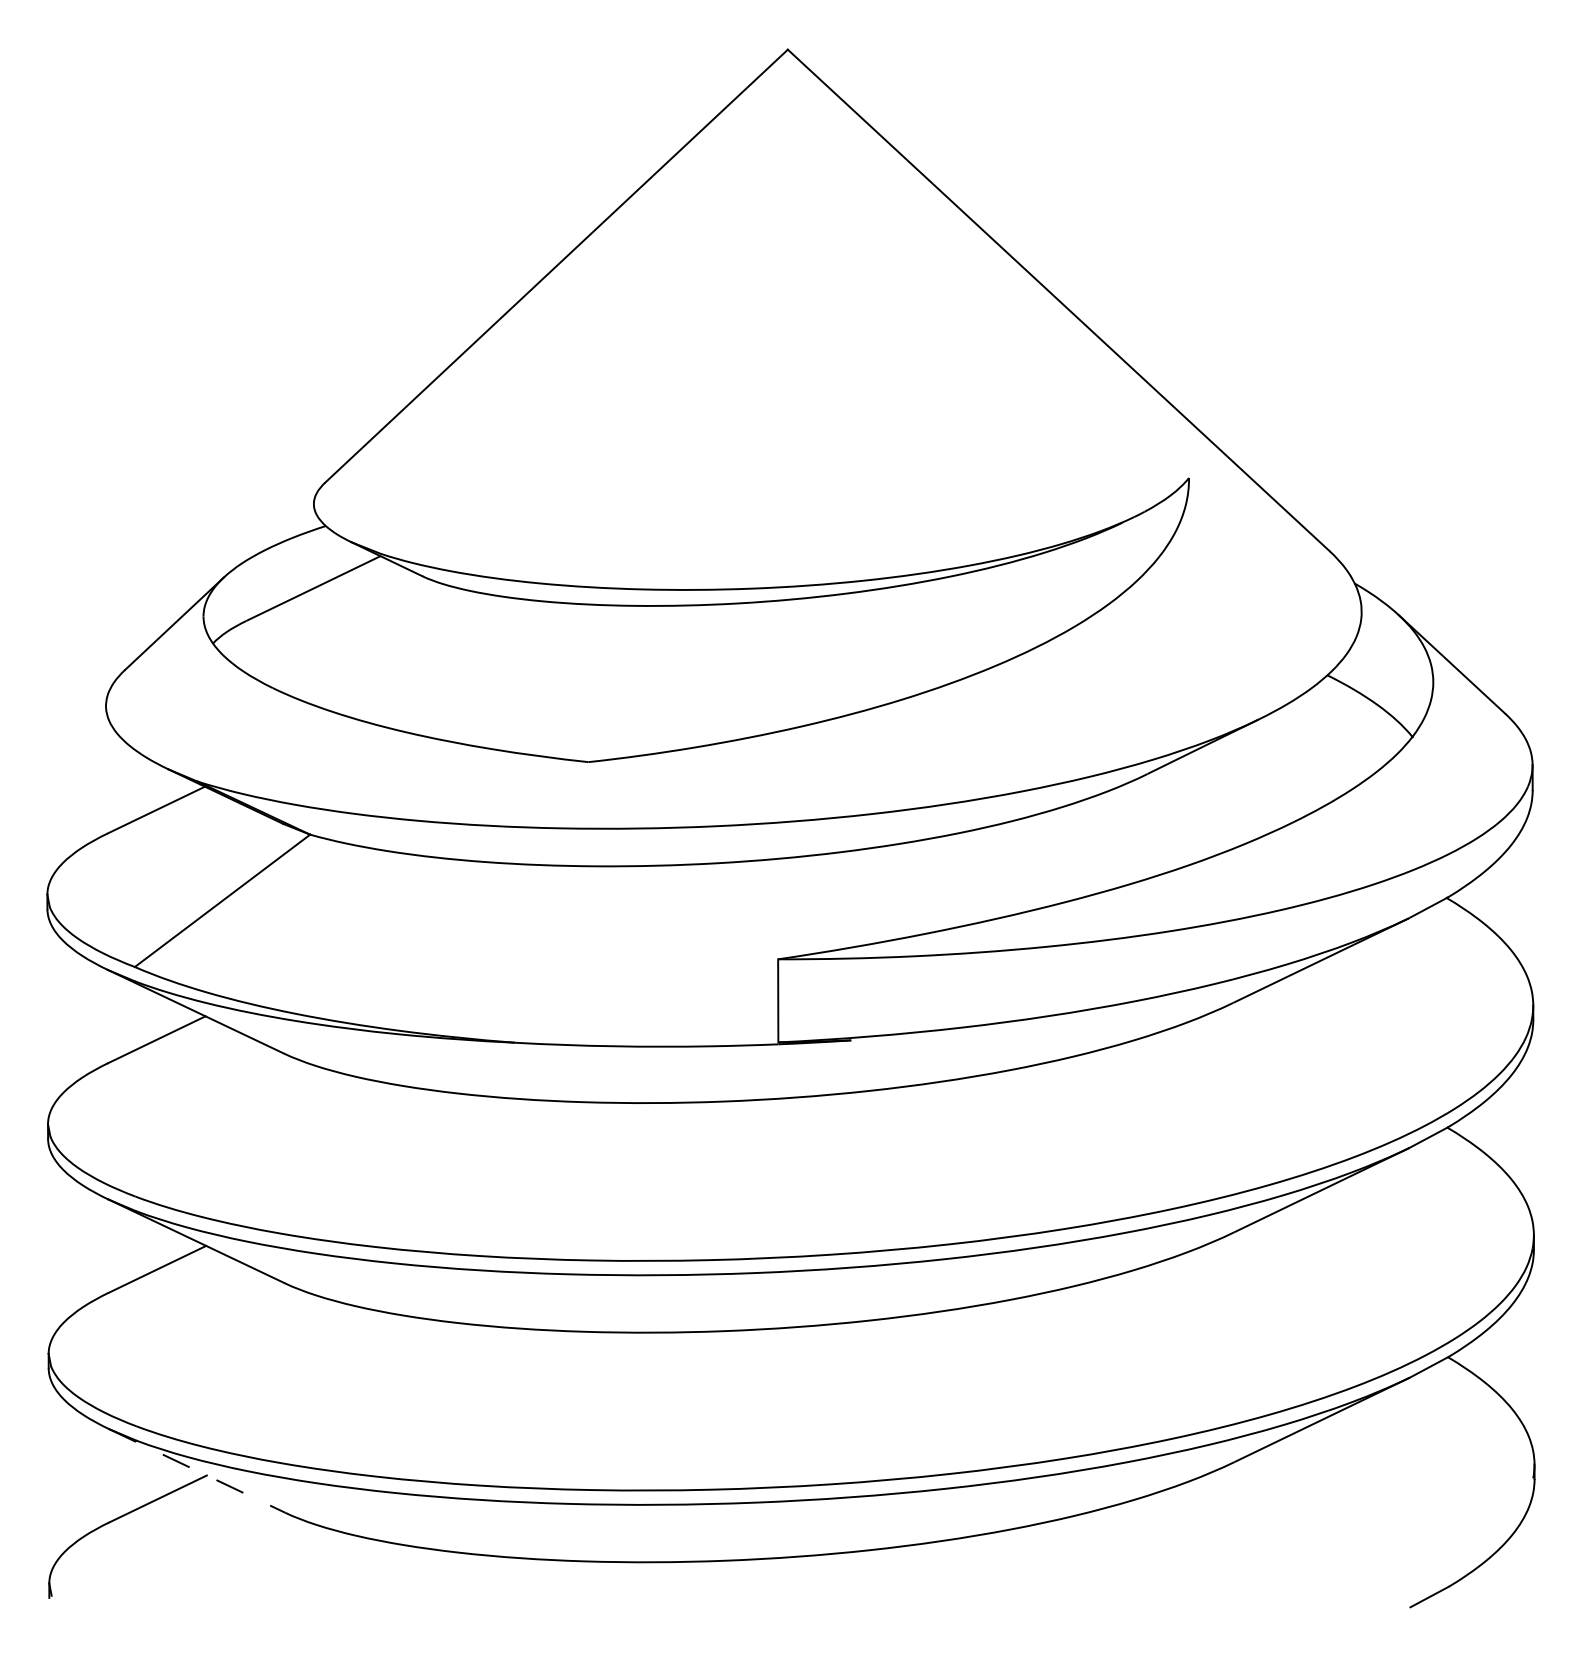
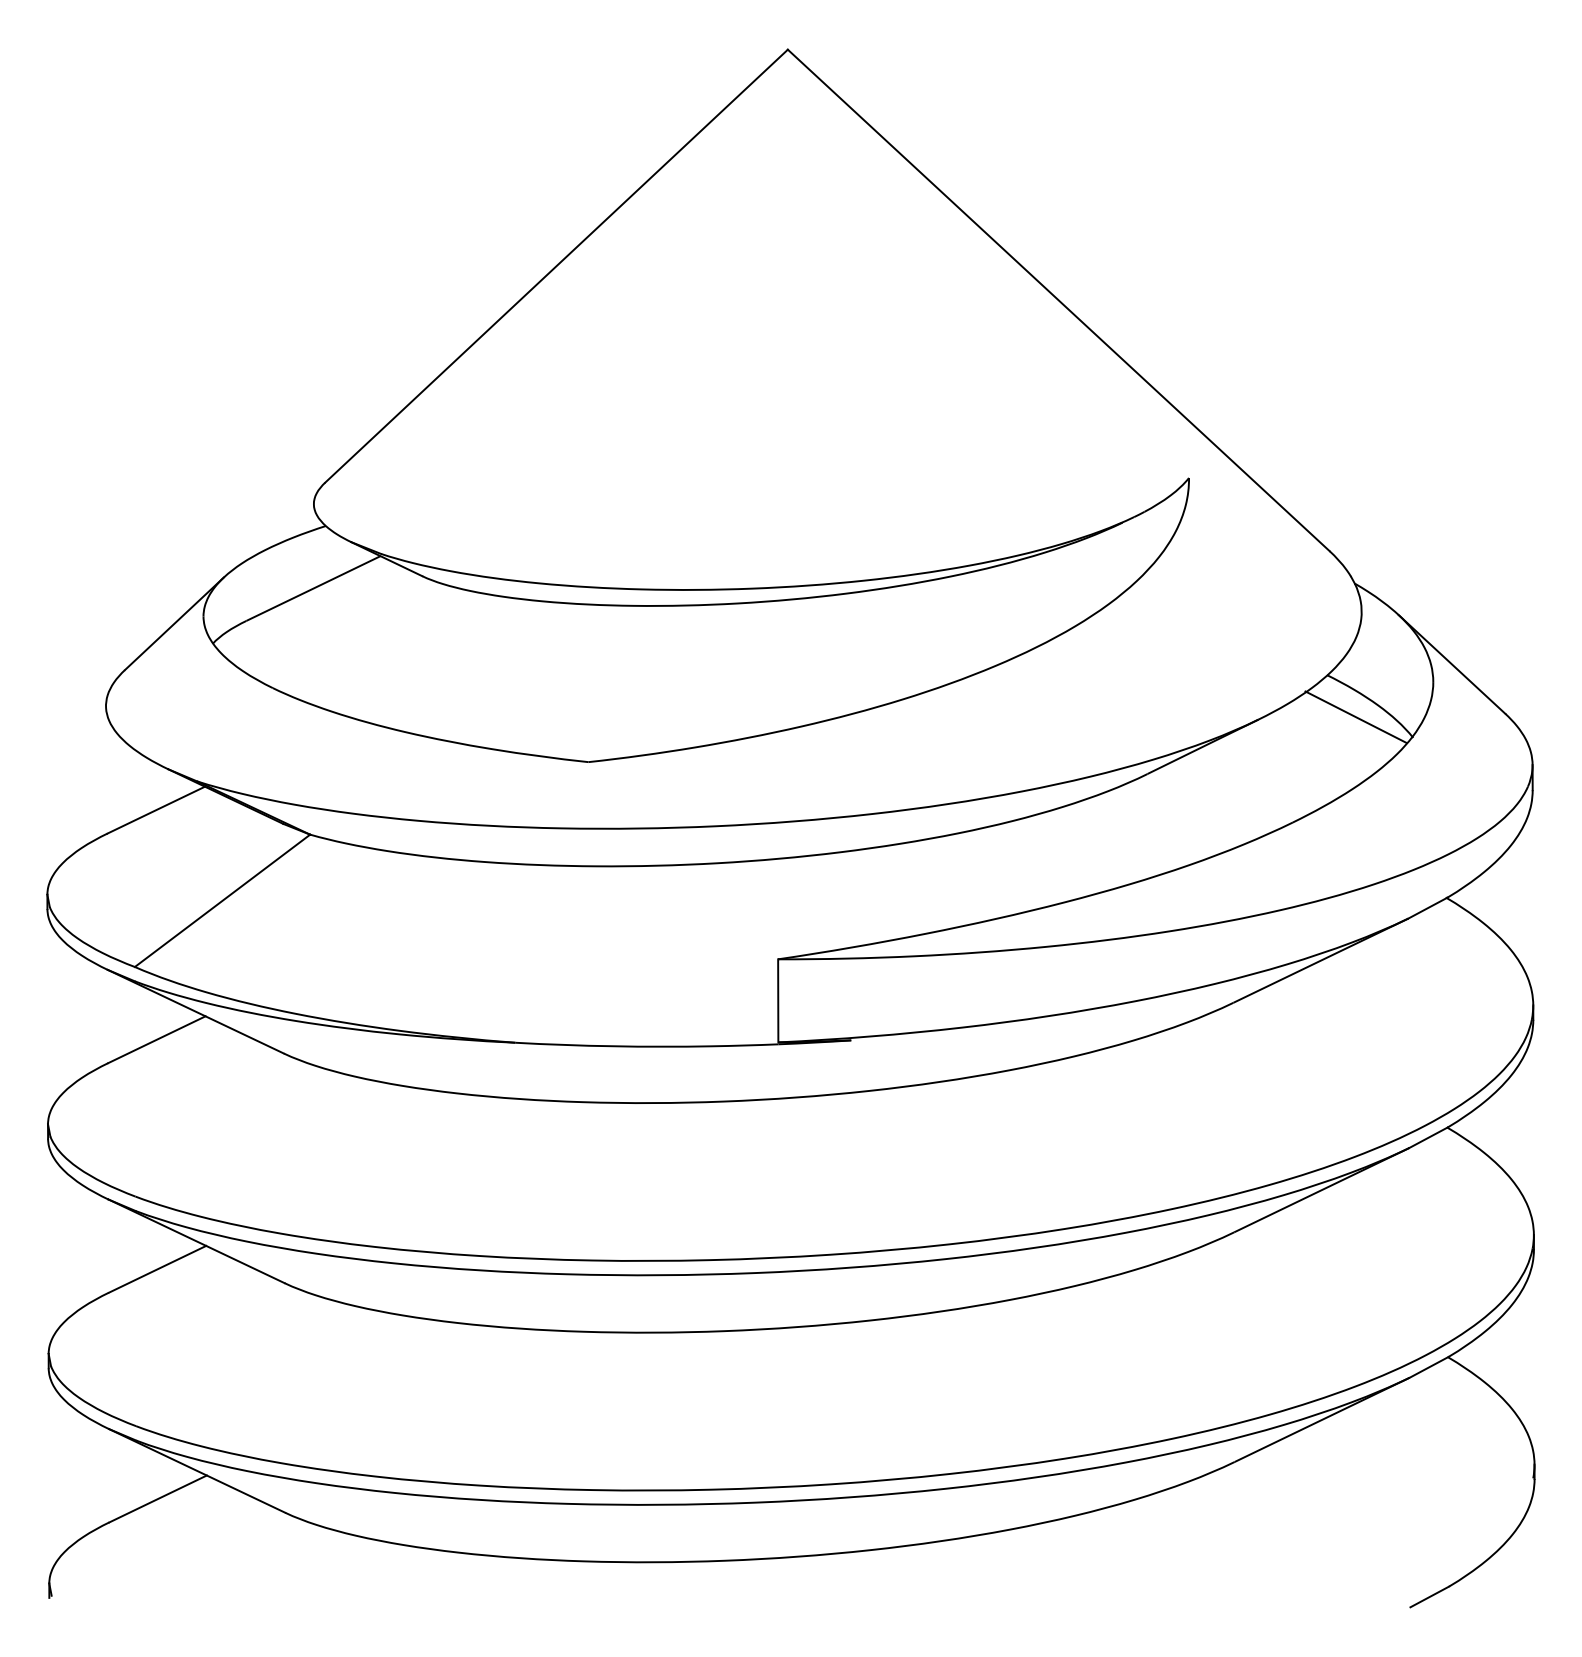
line: none -> present (1355, 716)
line: dashed -> solid (197, 1471)
